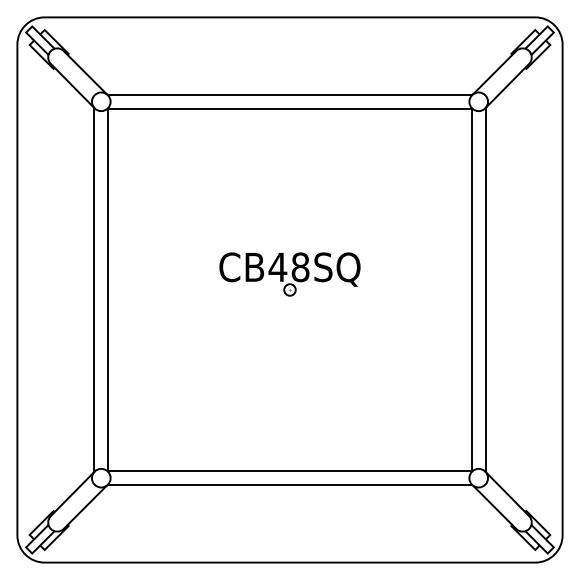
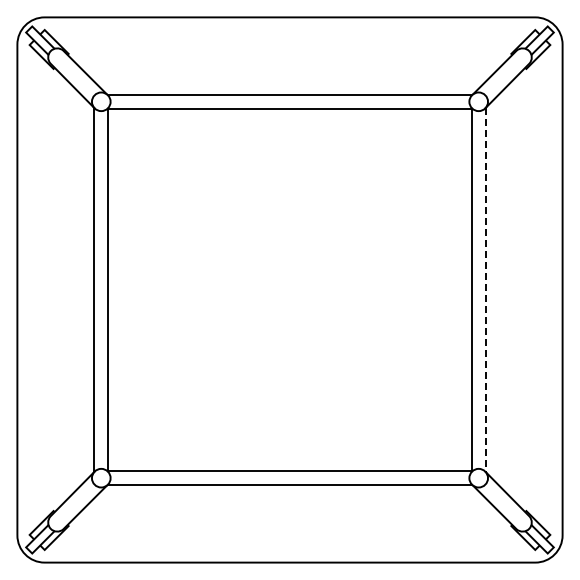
part: present -> none (289, 274)
line: solid -> dashed (485, 290)
